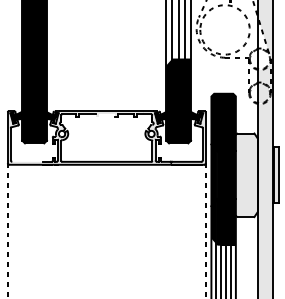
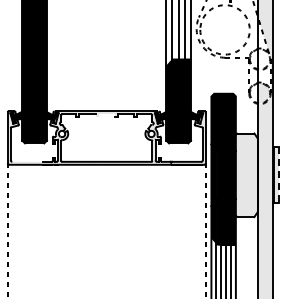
fill: present -> none (264, 76)
line: solid -> dashed (279, 175)
